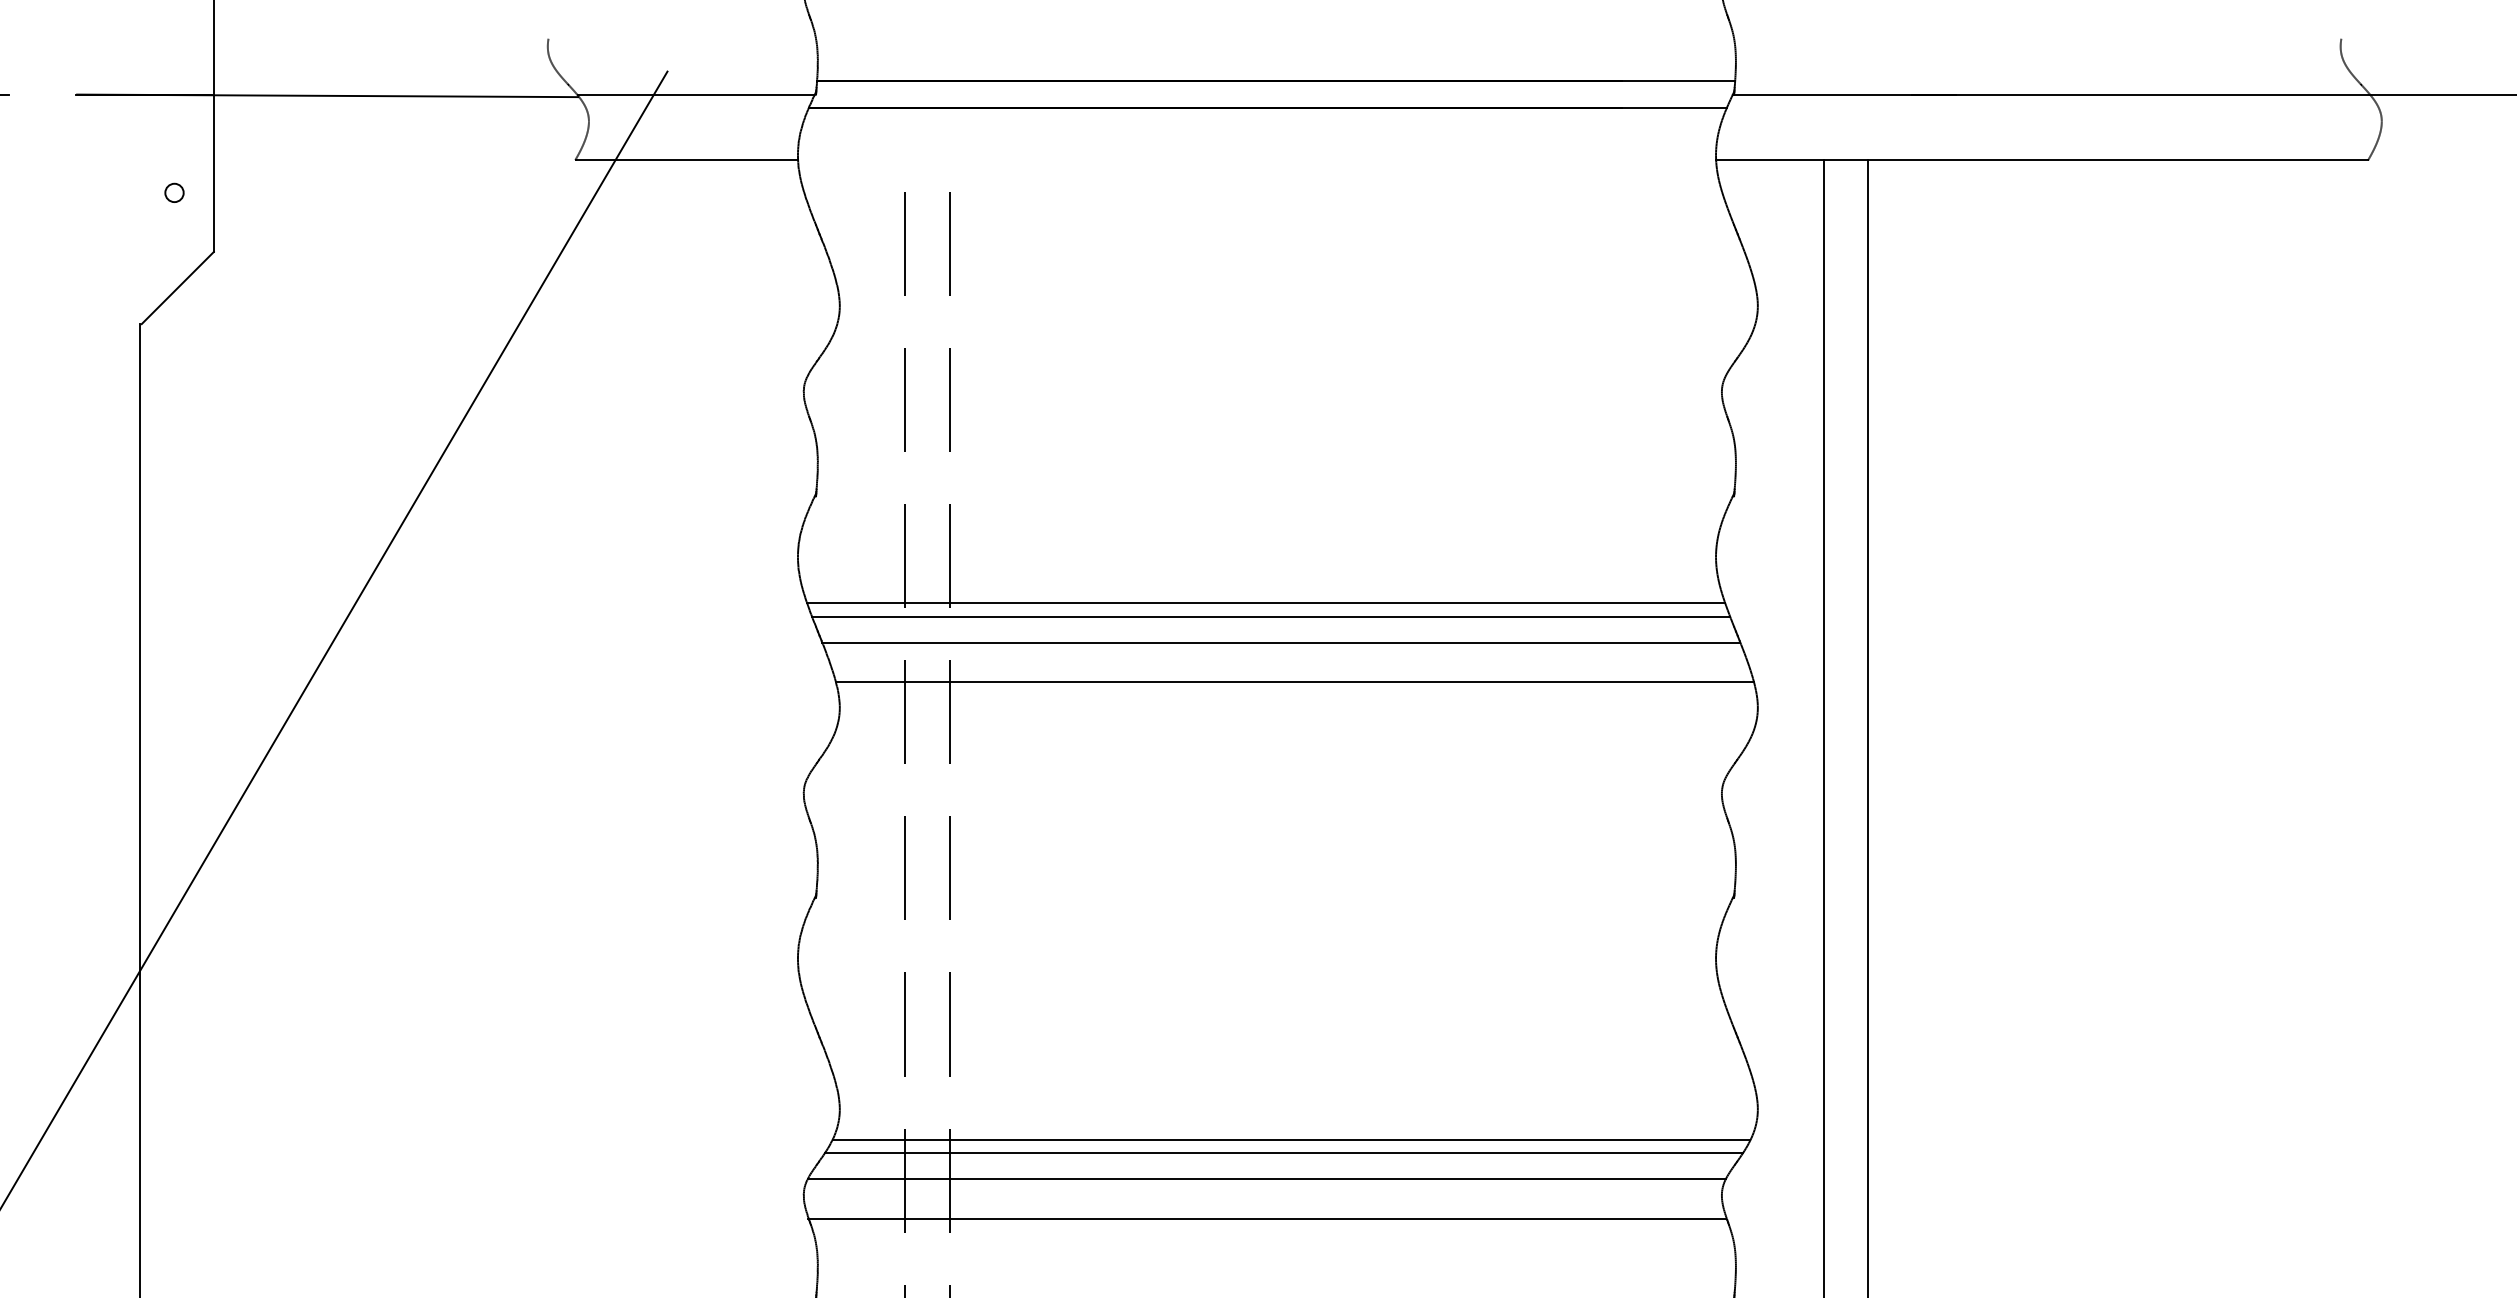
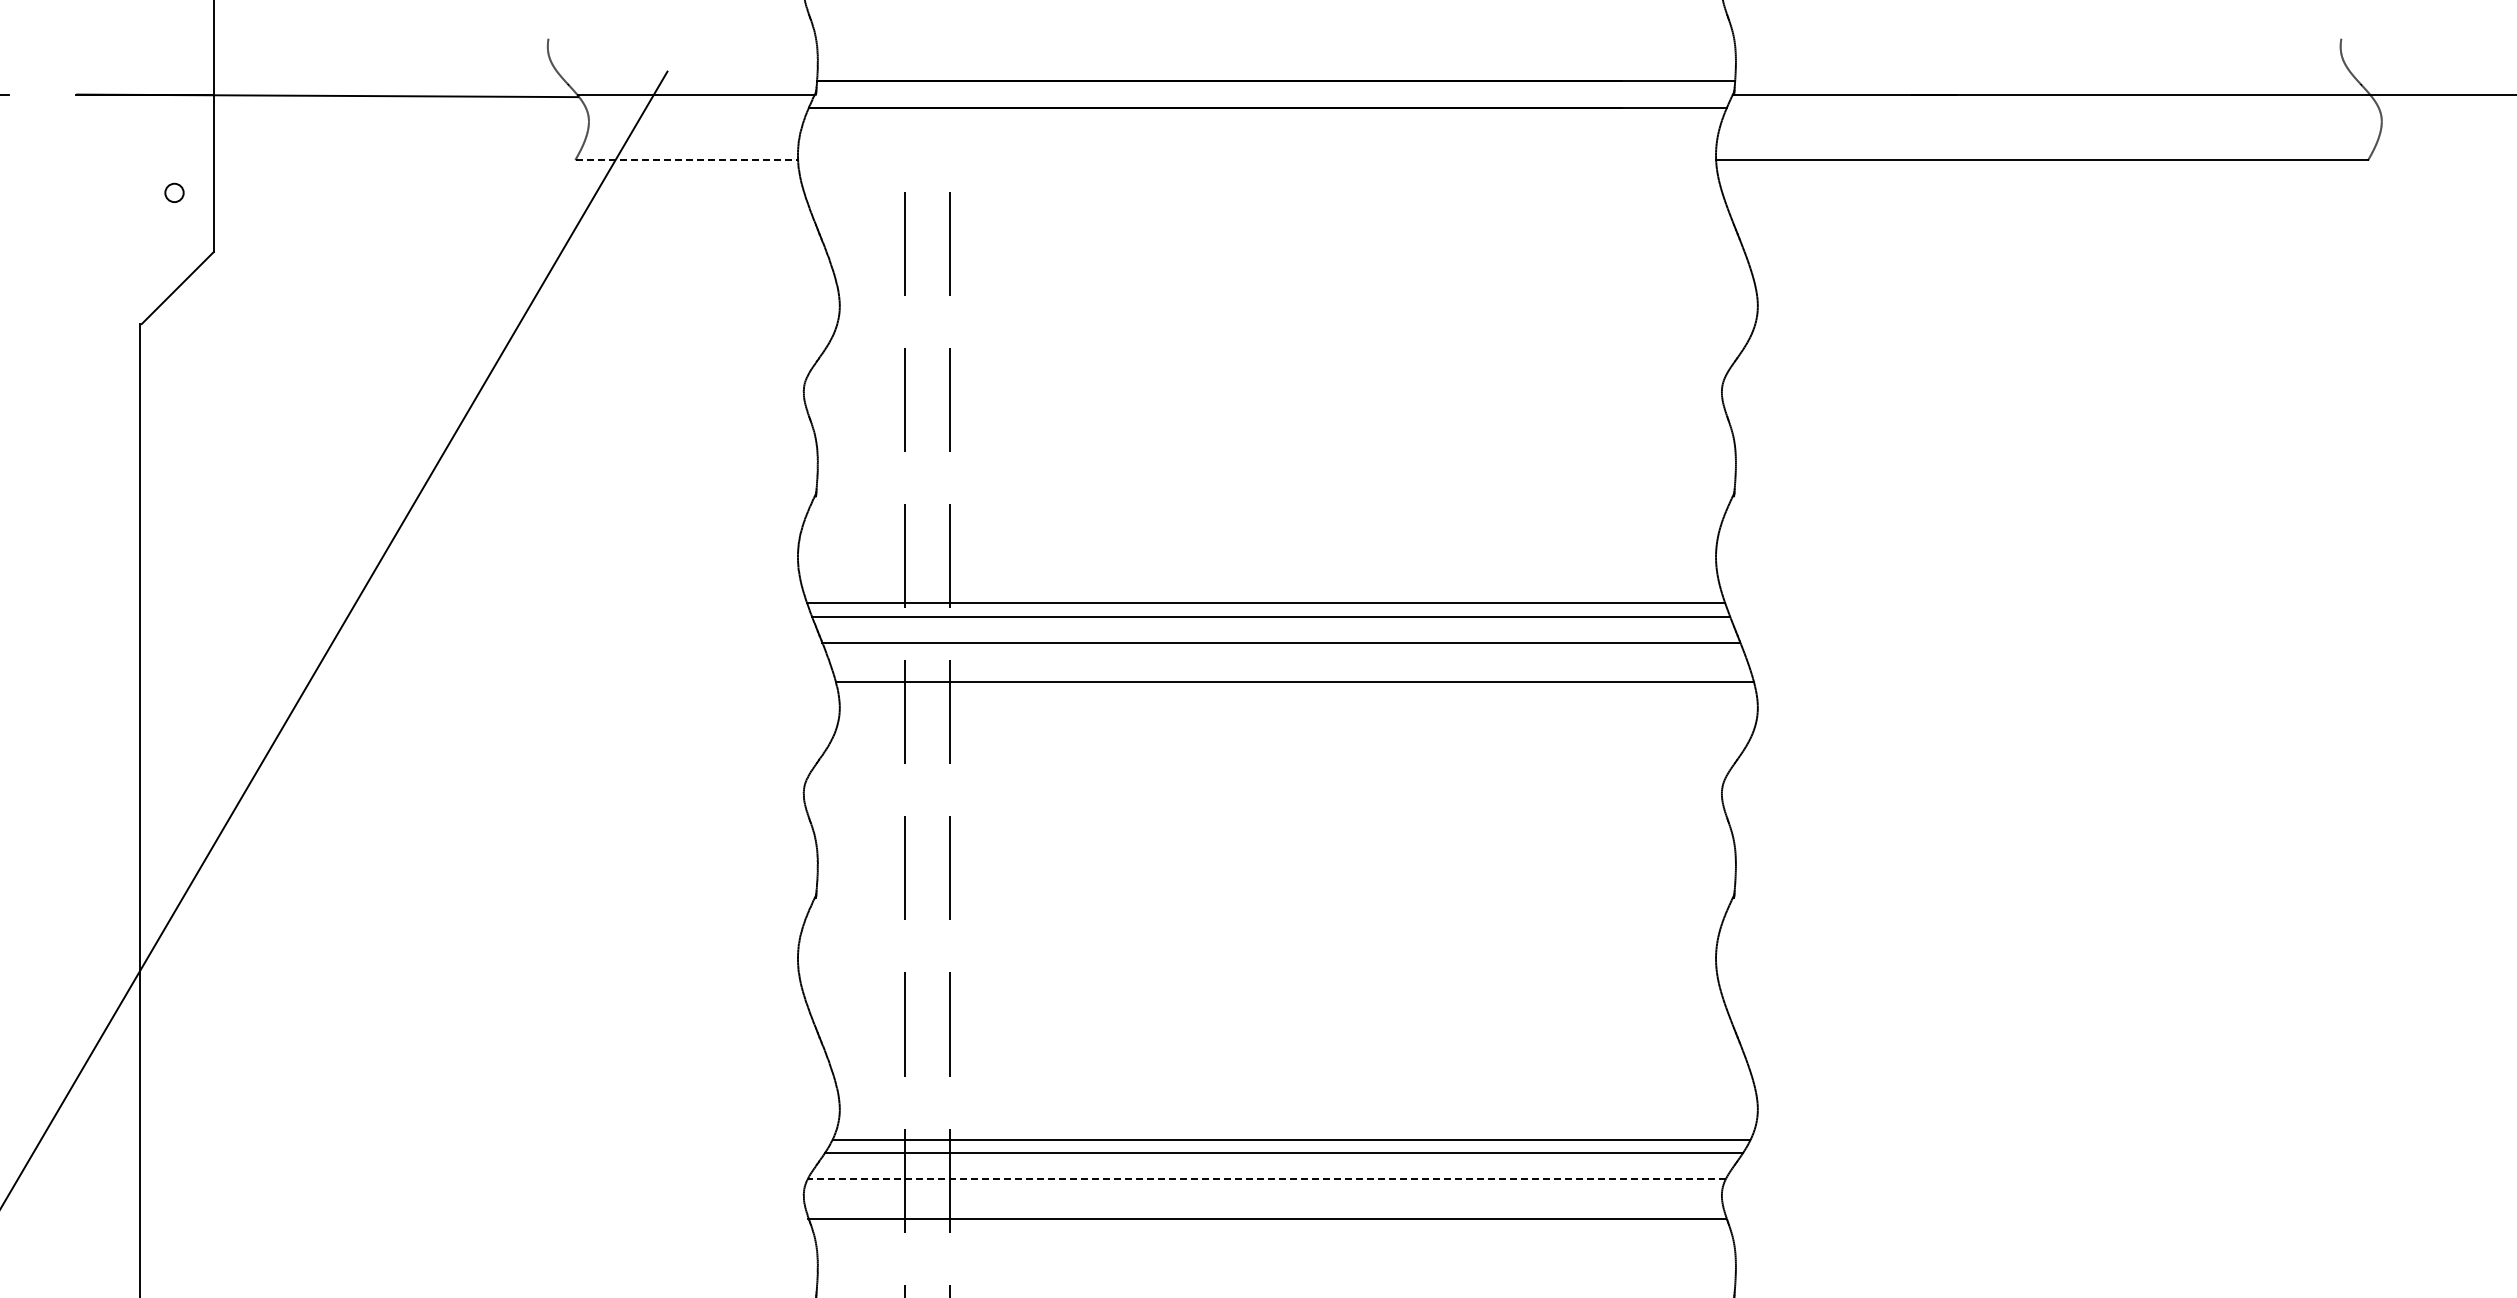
line: solid -> dashed (687, 160)
line: present -> none (1823, 727)
line: present -> none (1868, 727)
line: solid -> dashed (1266, 1179)
